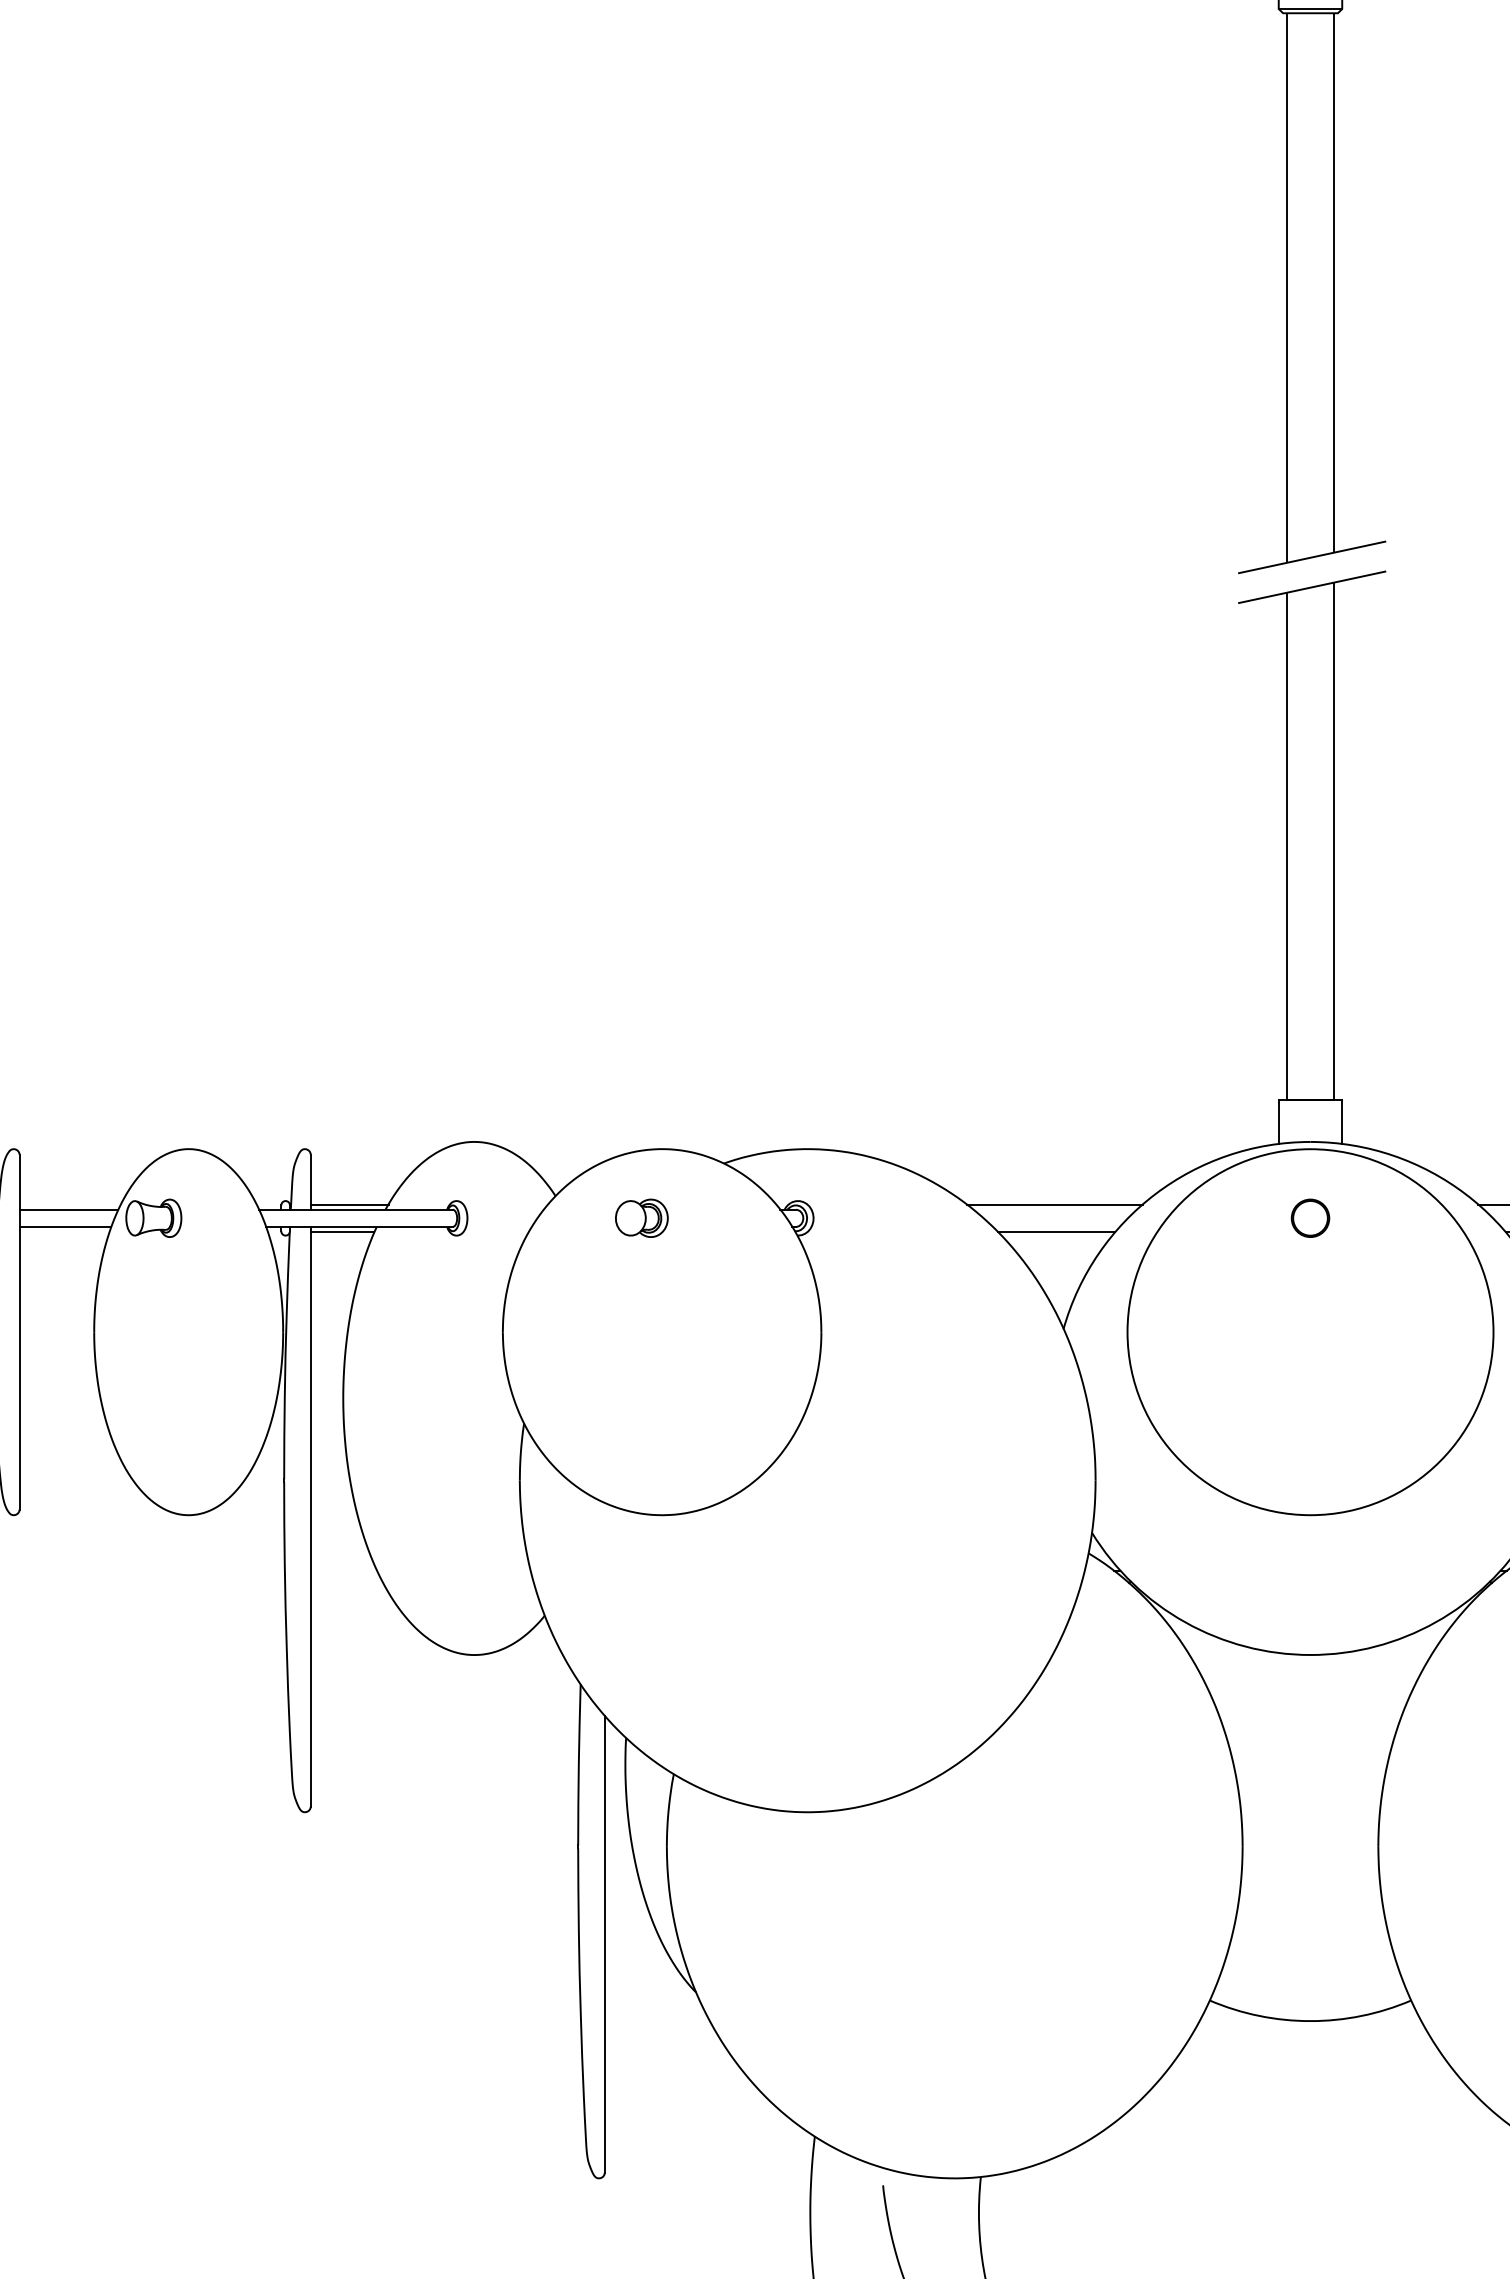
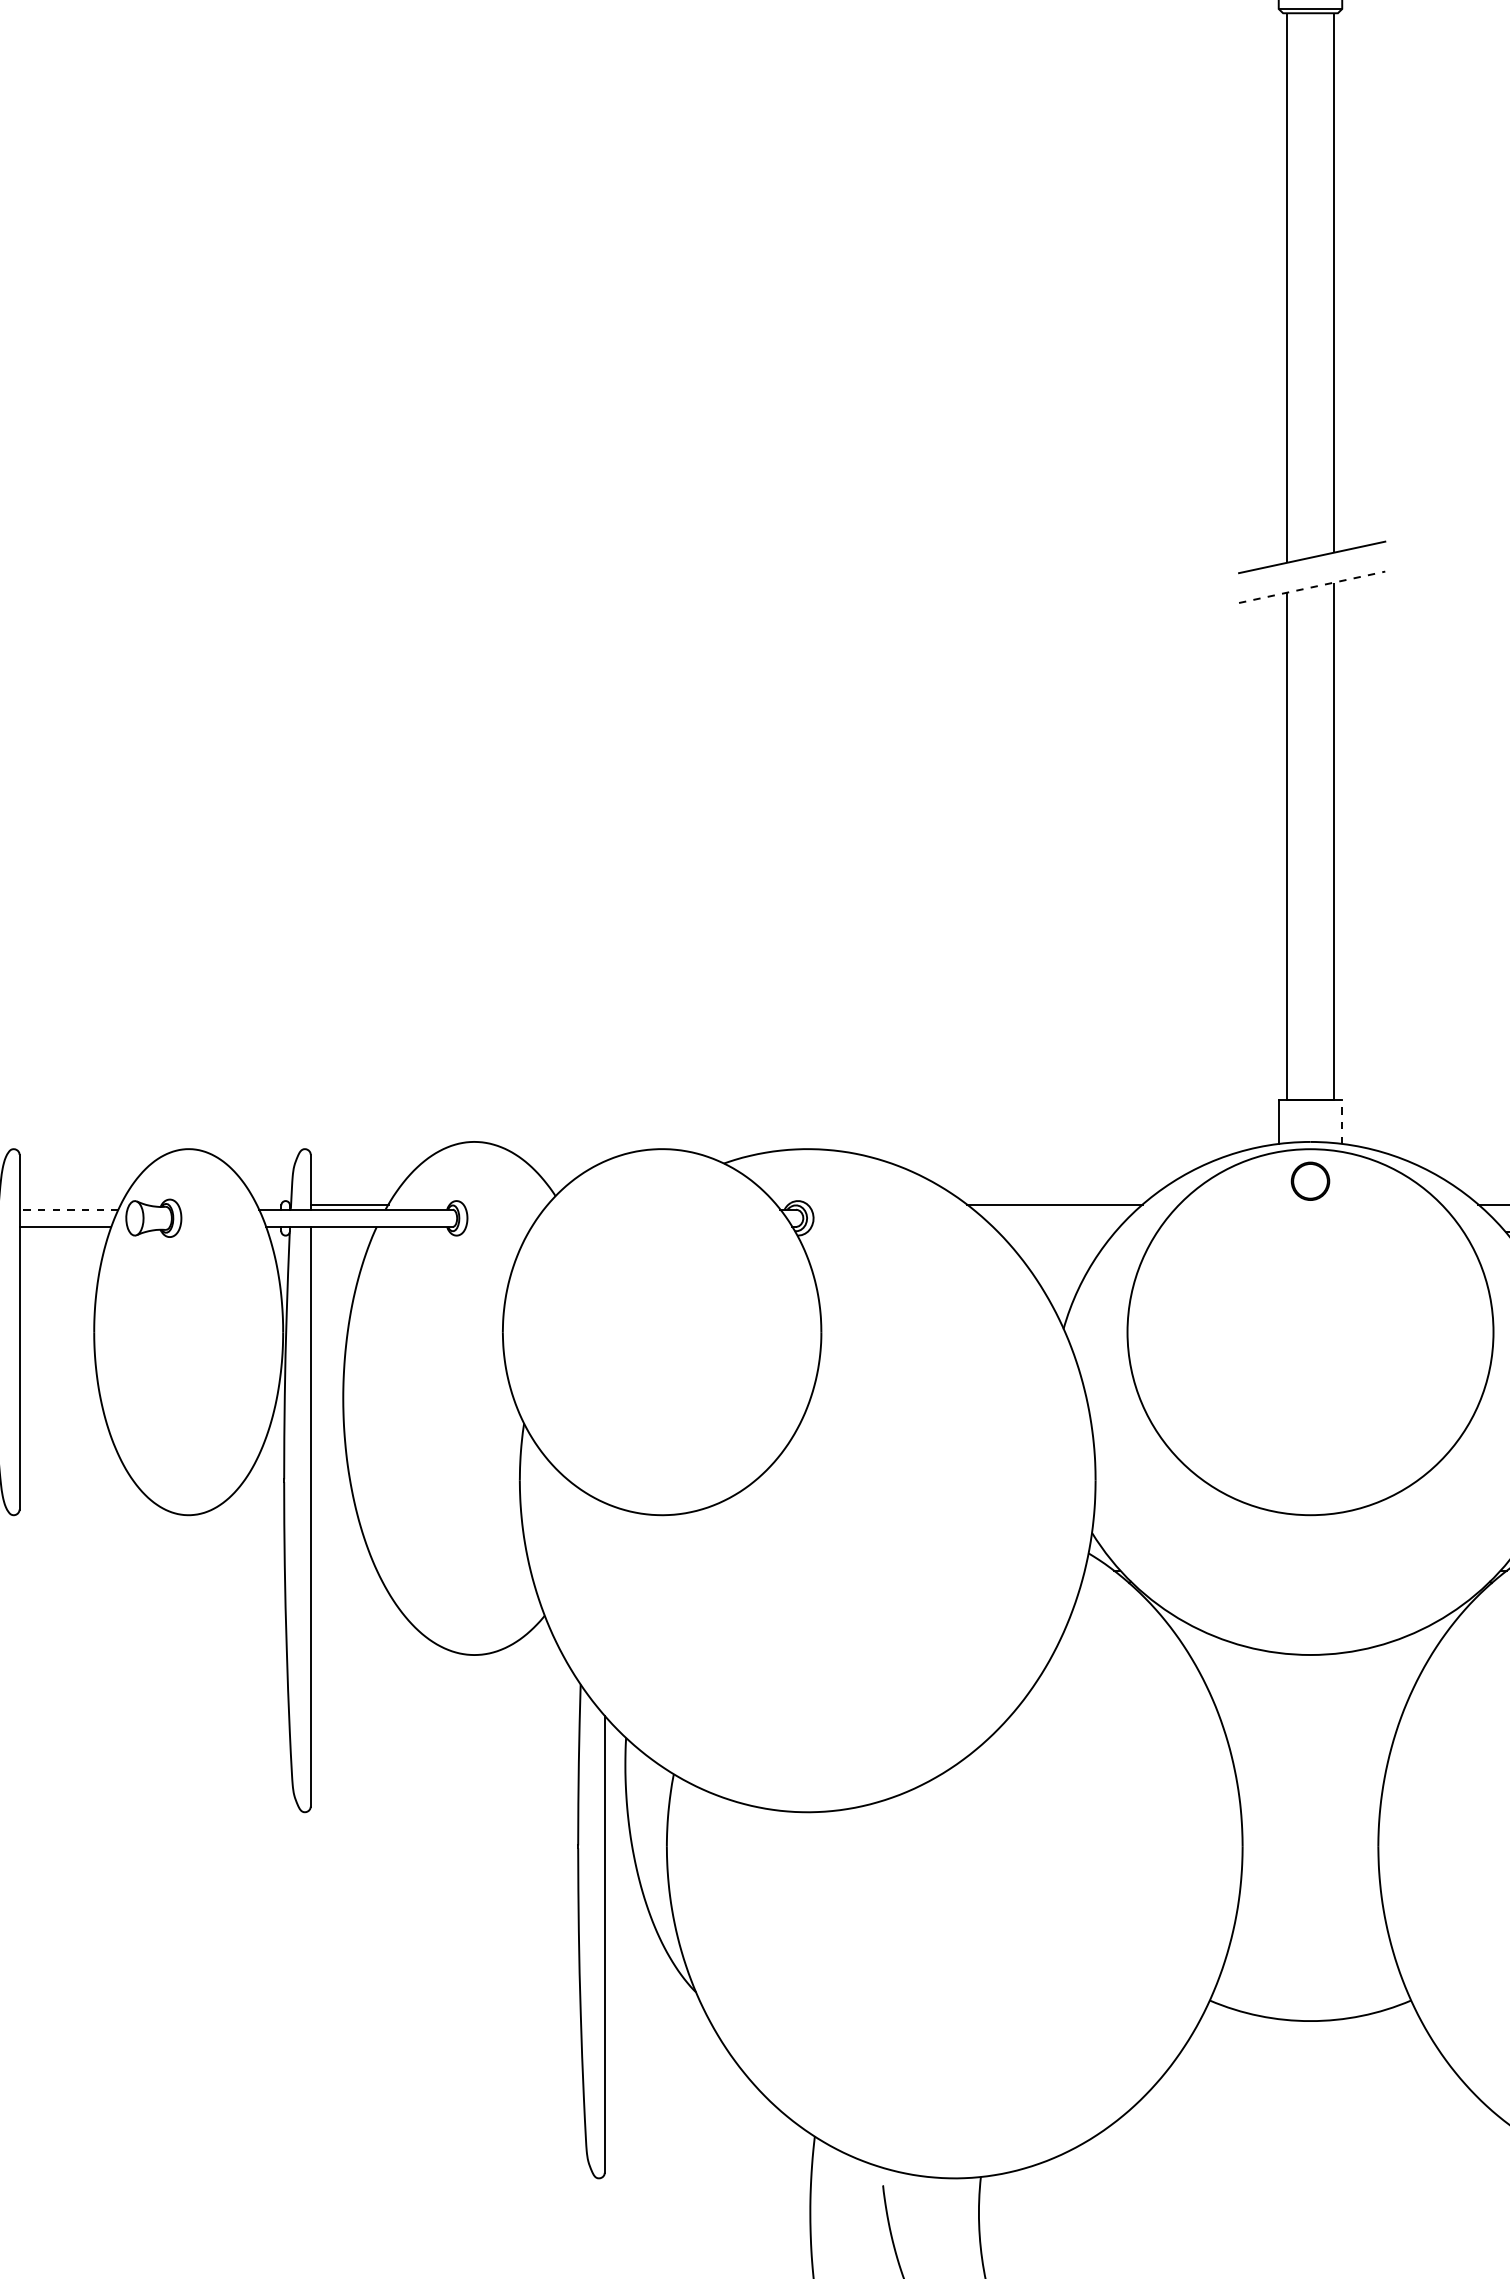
line: solid -> dashed (1312, 587)
line: solid -> dashed (1342, 1122)
line: solid -> dashed (68, 1209)
part: present -> none (641, 1217)
part position: (1310, 1217) -> (1310, 1180) (1310, 1180)
line: present -> none (342, 1232)
line: present -> none (1056, 1232)
